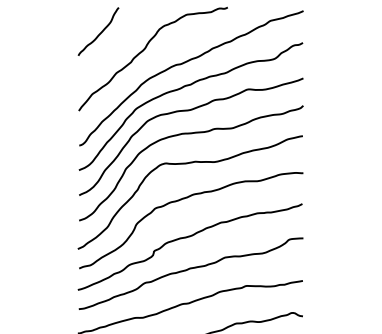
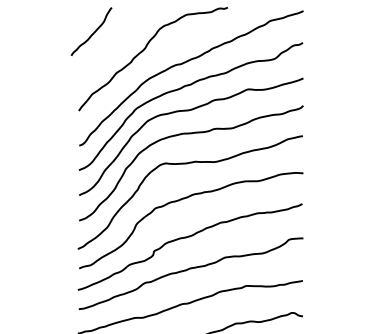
curve position: (100, 32) -> (93, 32) (93, 32)
